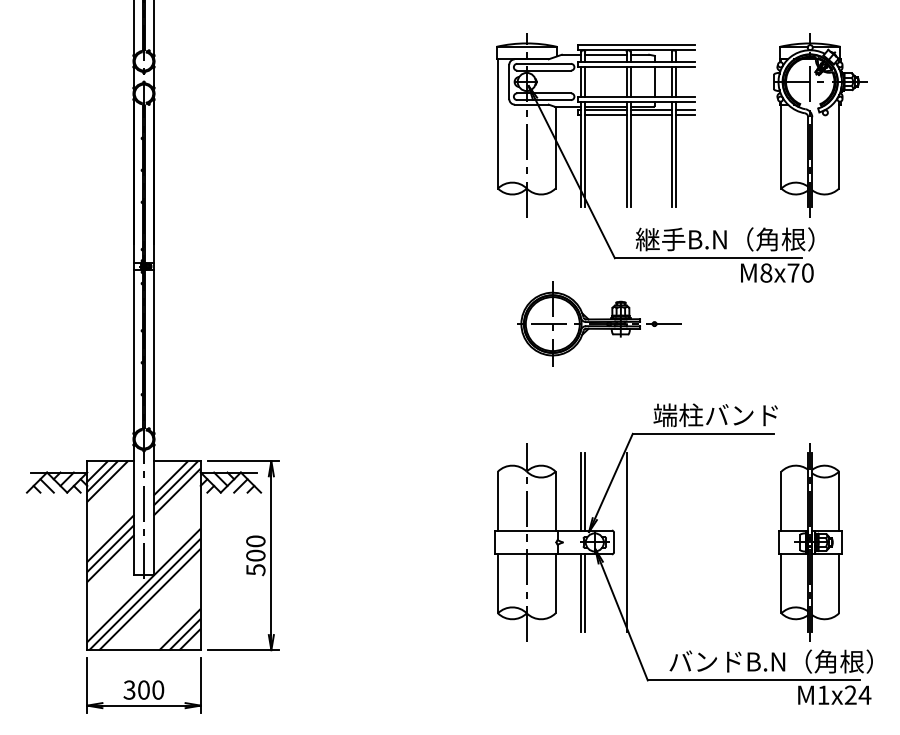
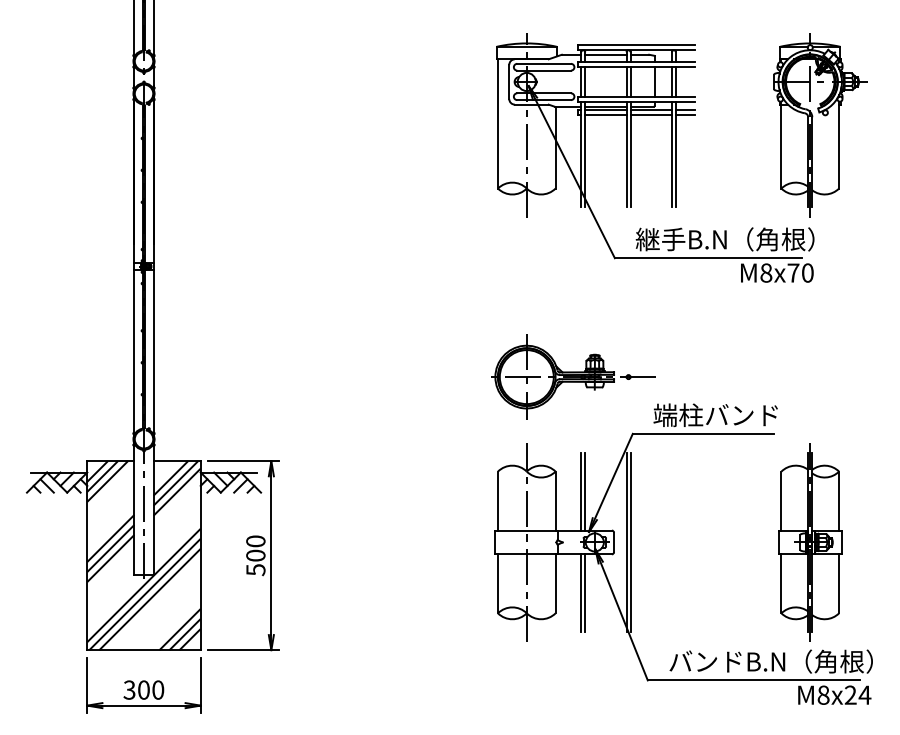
part position: (599, 323) -> (573, 376) (573, 376)
line: none -> present (630, 542)
text: M1x24 -> M8x24 (823, 694)
